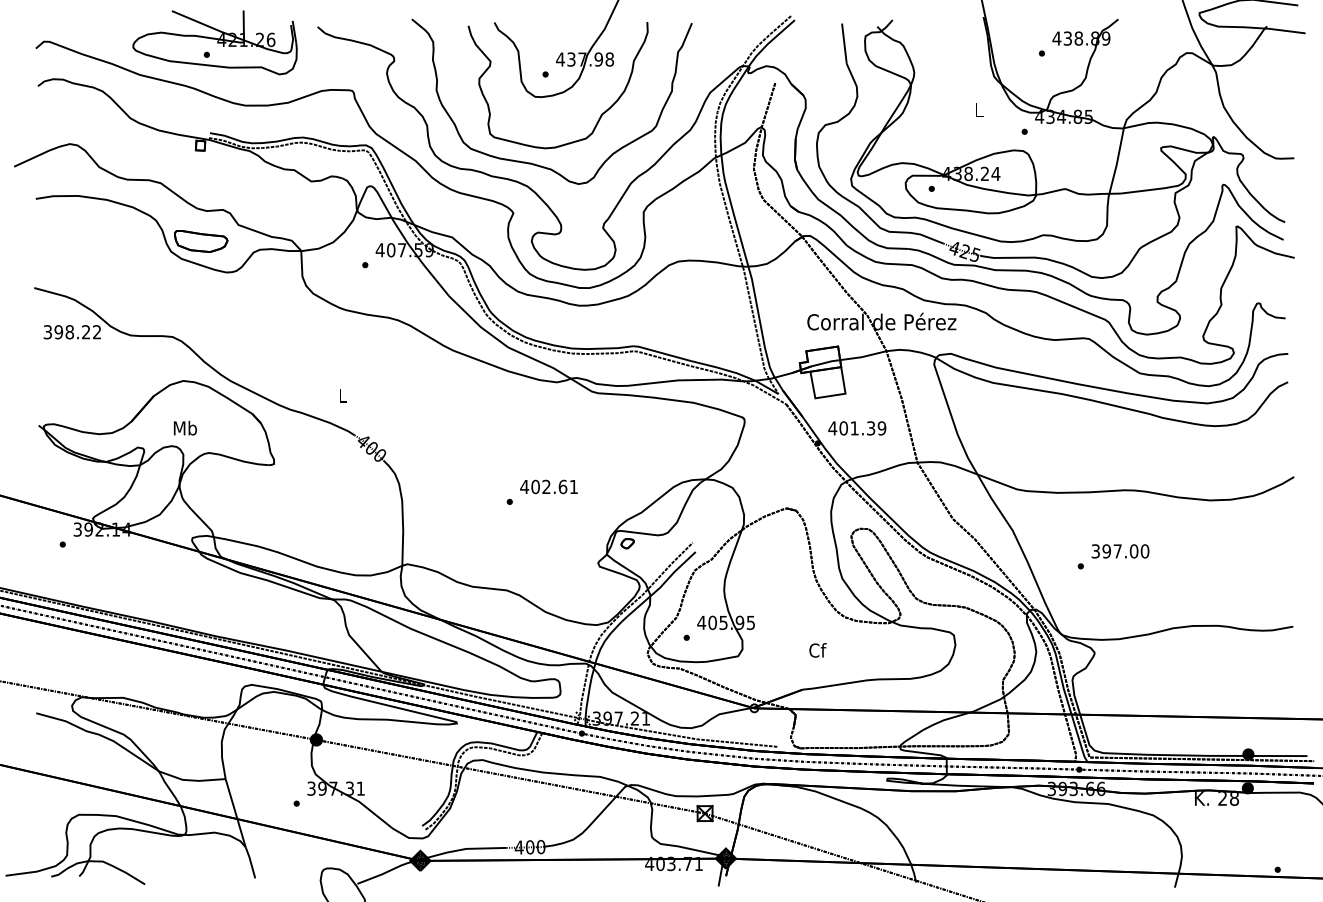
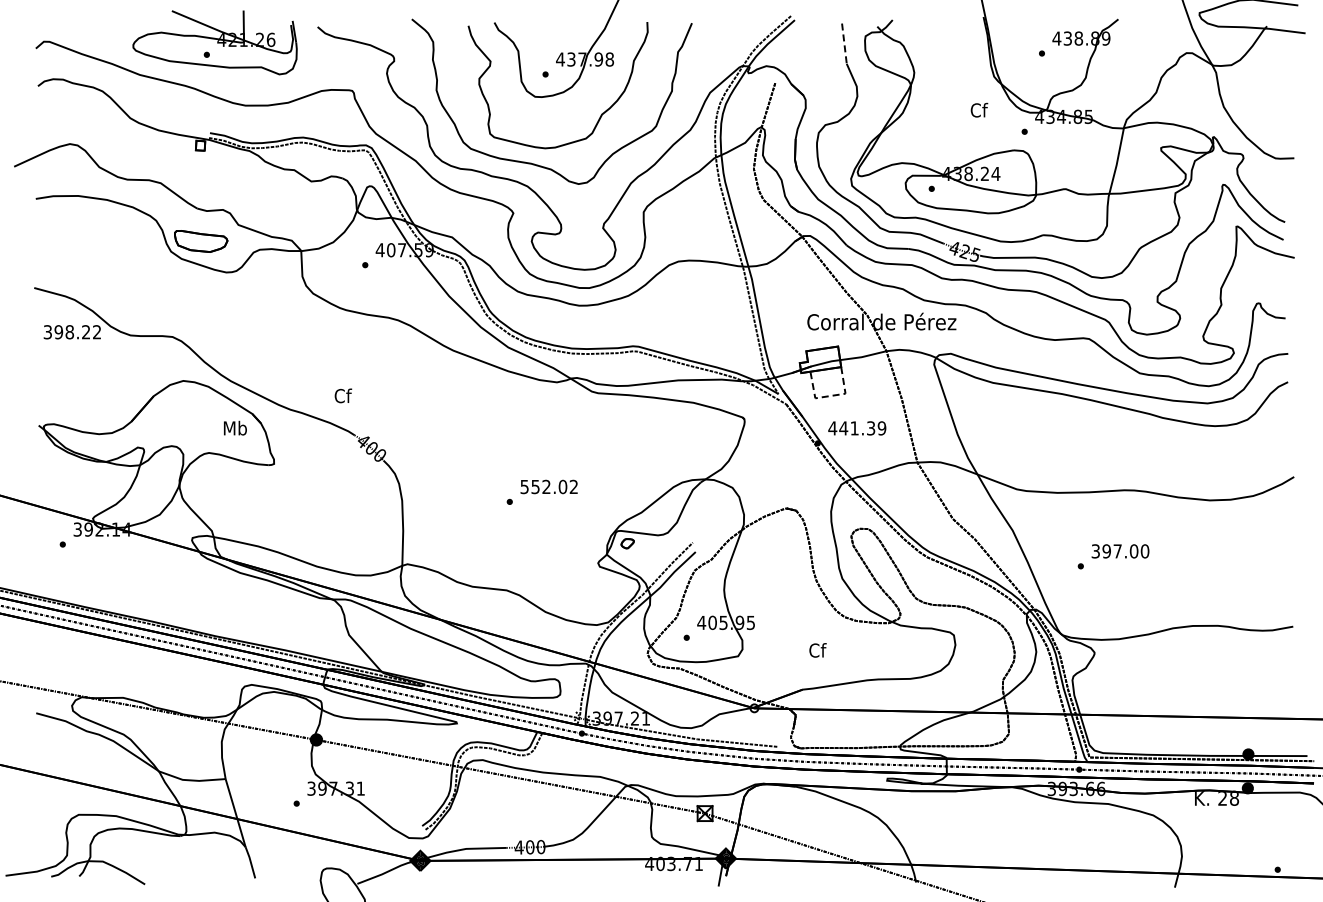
line: solid -> dashed (844, 44)
text: L -> Cf (979, 109)
text: L -> Cf (343, 395)
line: solid -> dashed (829, 396)
text position: (185, 427) -> (235, 427) (235, 427)
text: 401.39 -> 441.39 (843, 428)
text: 402.61 -> 552.02 (548, 486)
